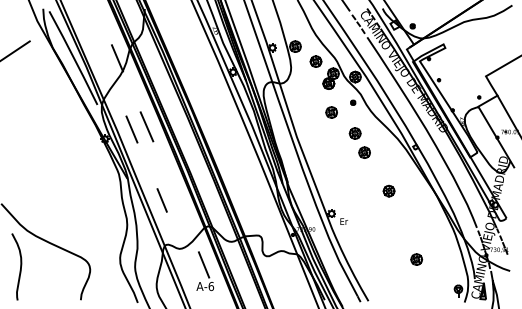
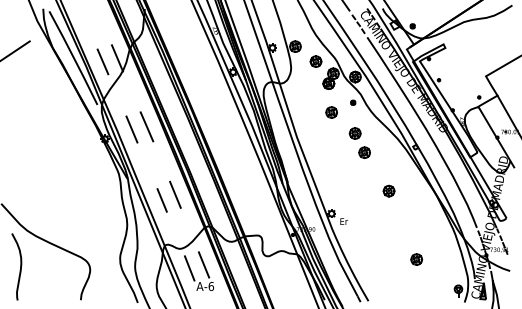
line: none -> present (102, 61)
line: none -> present (175, 194)
line: none -> present (189, 268)
